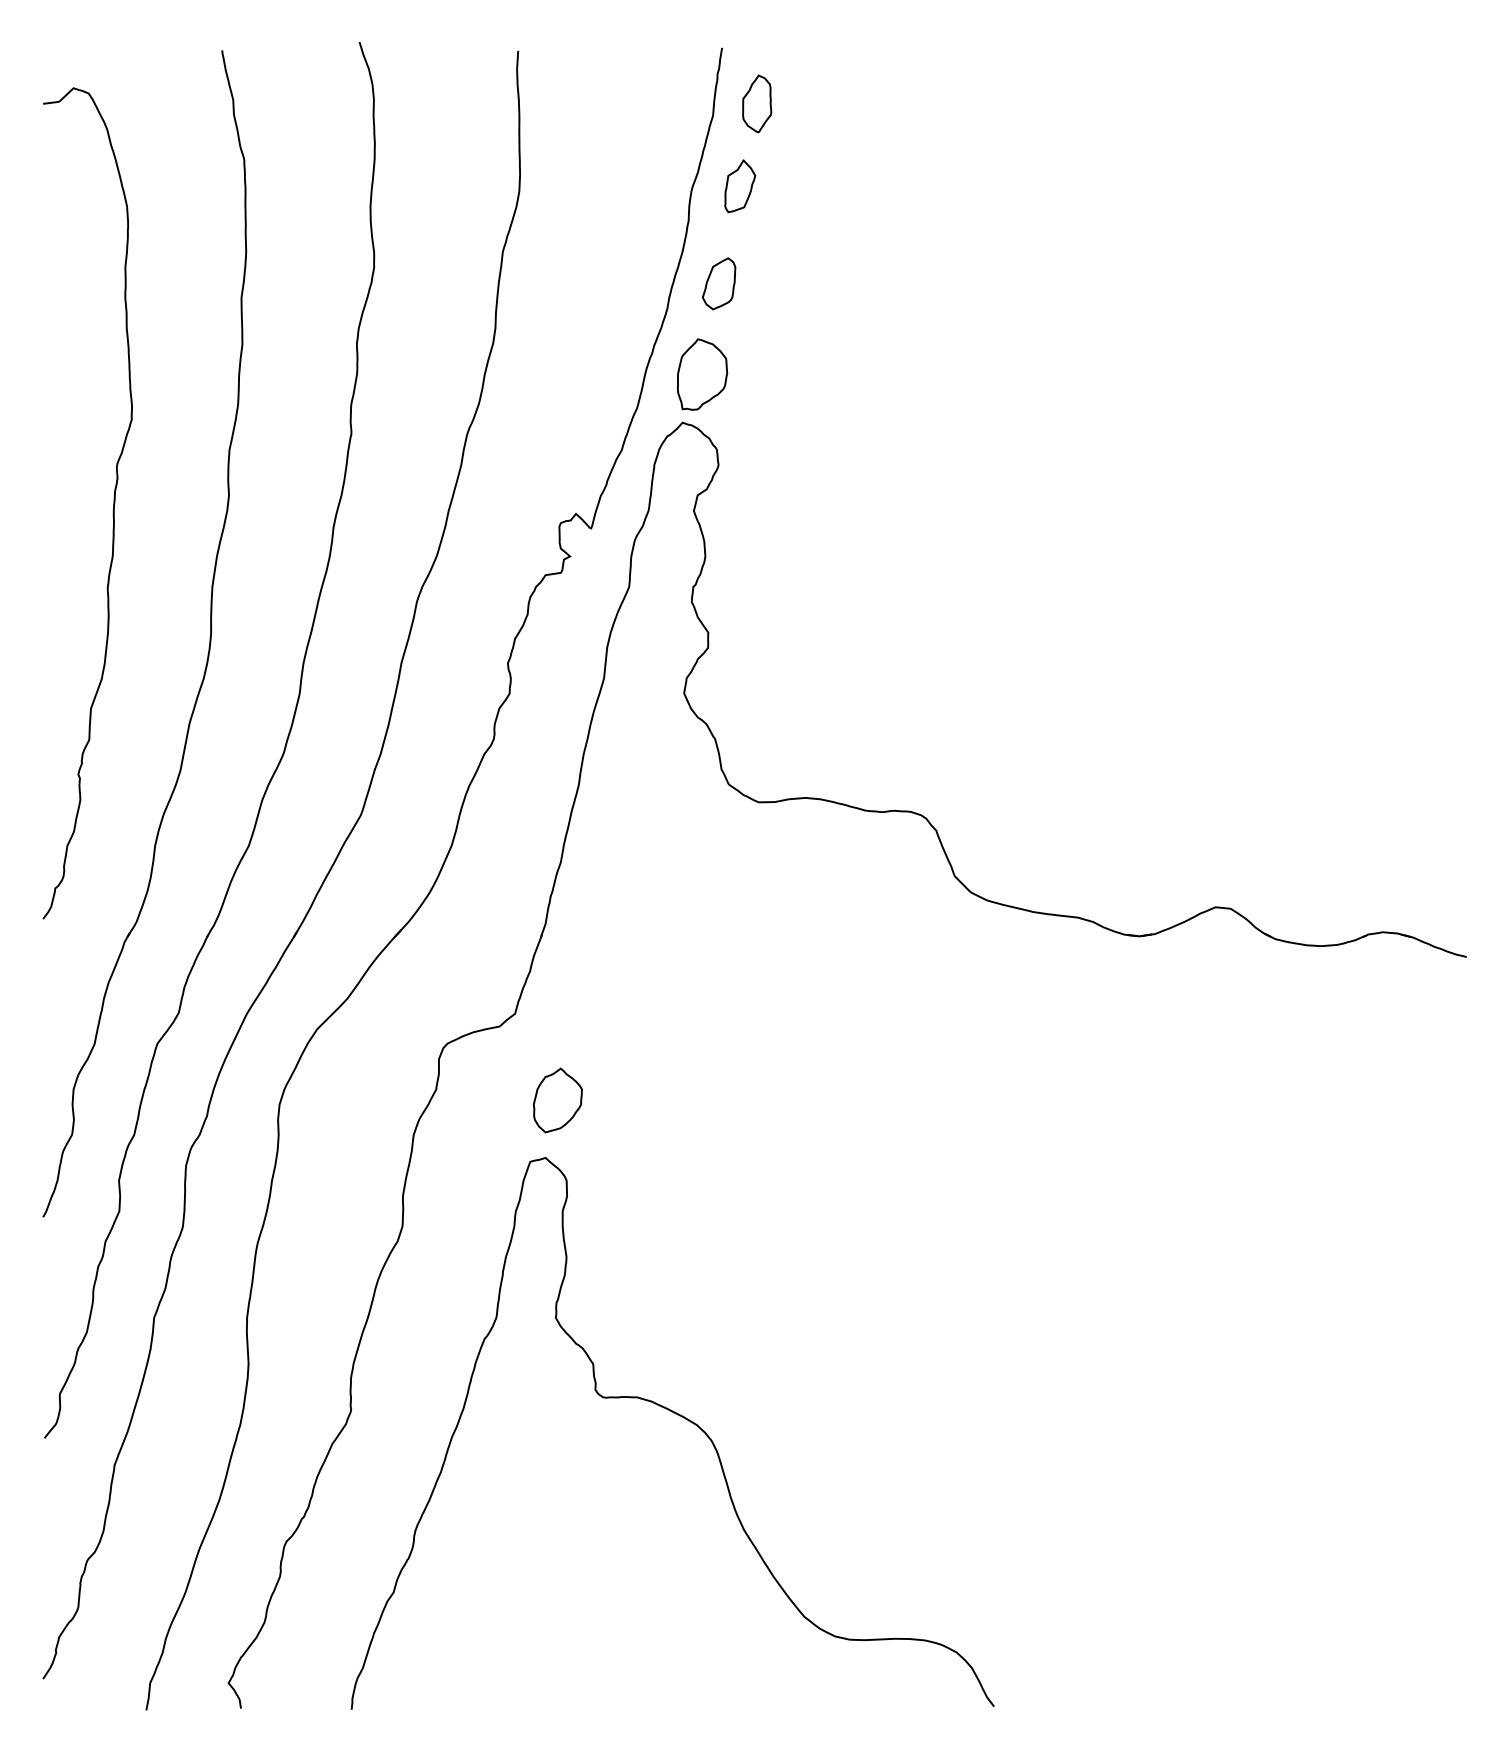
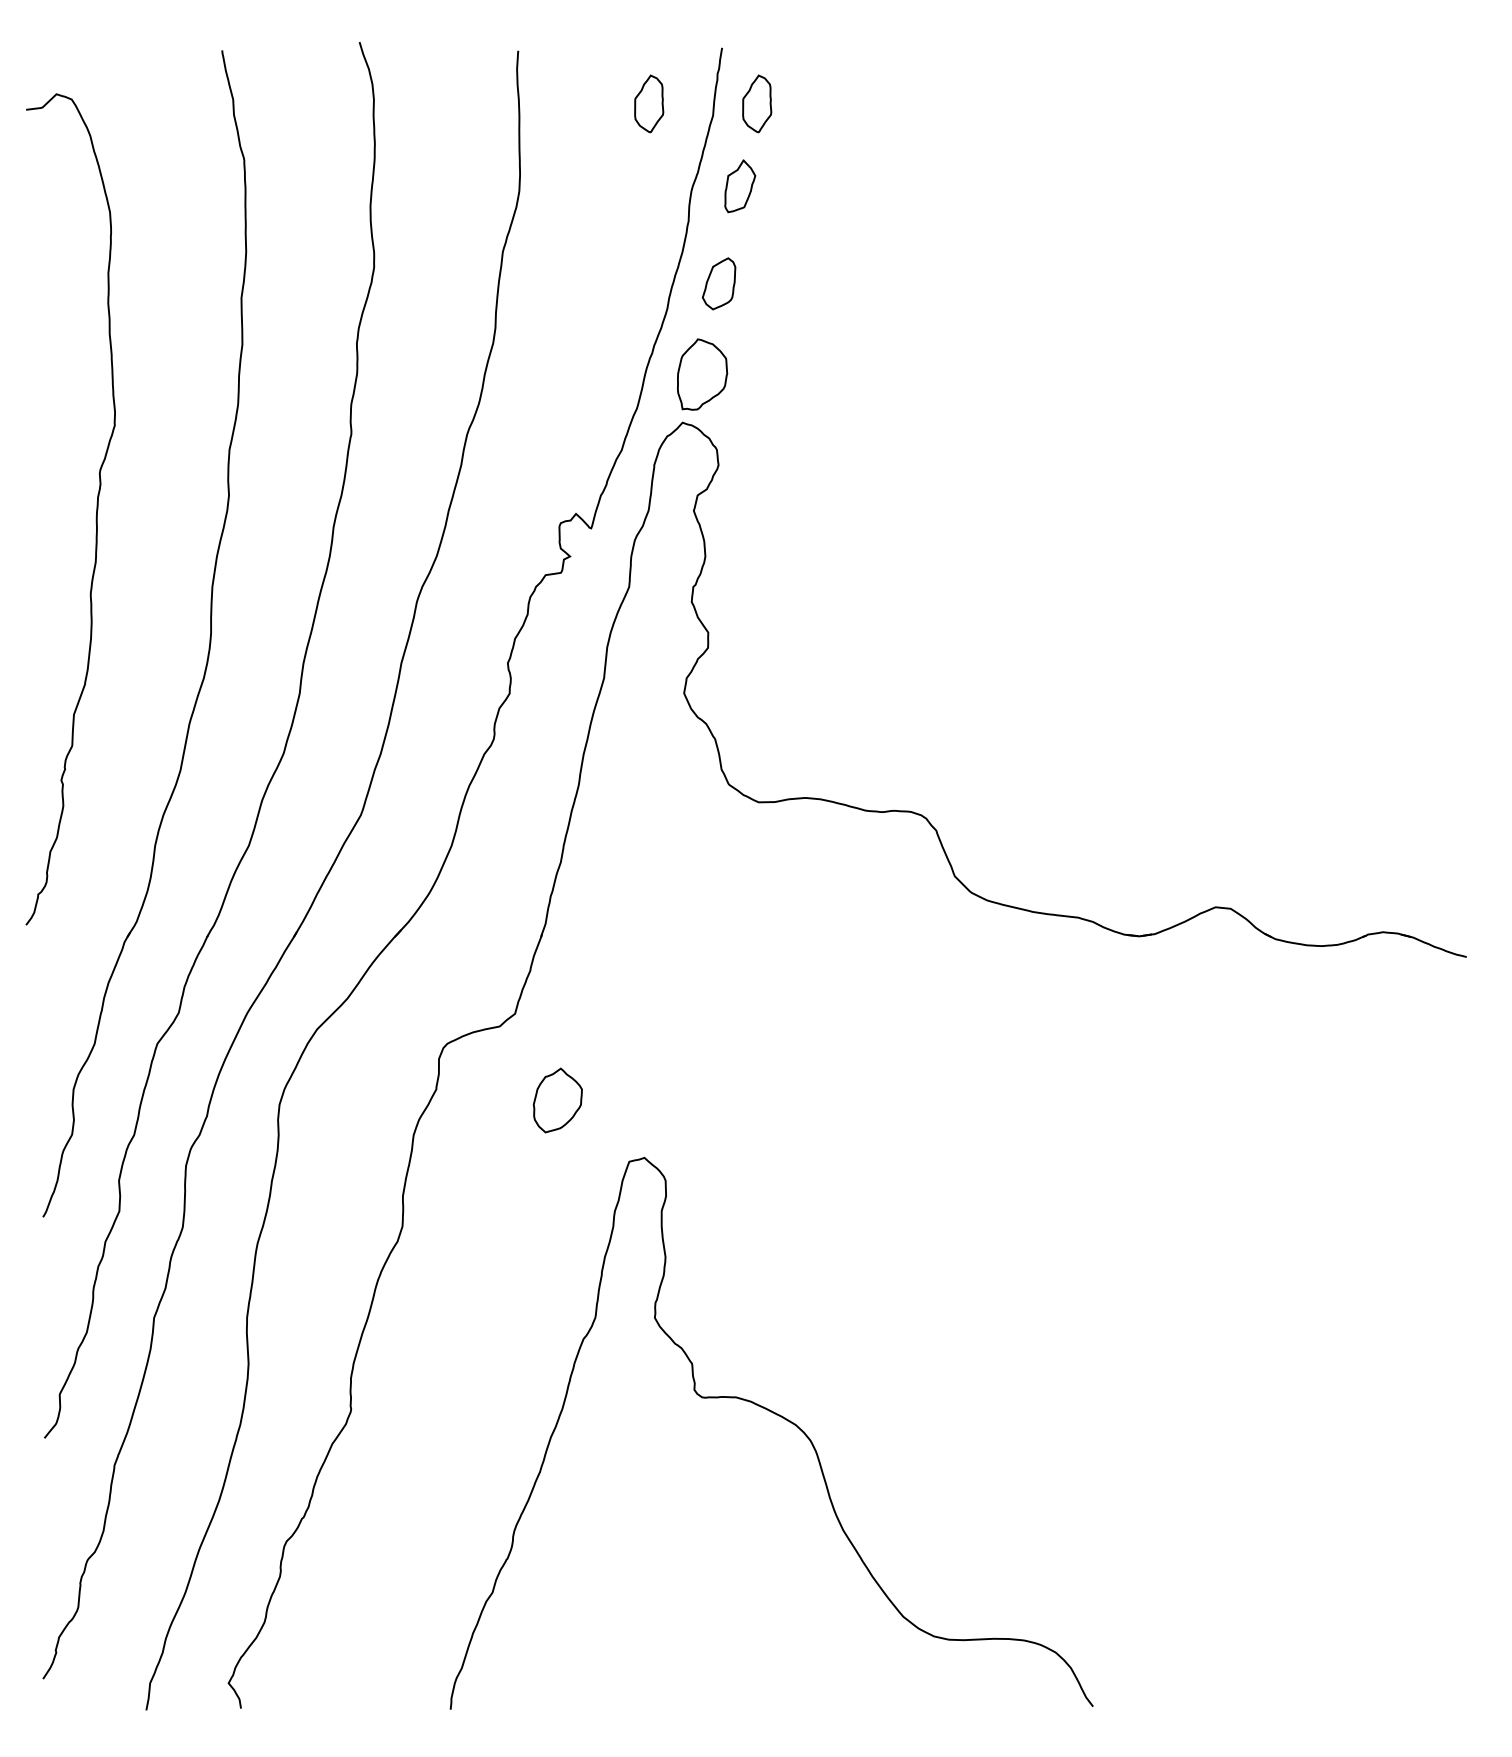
part: none -> present (649, 103)
curve position: (112, 510) -> (95, 516) (95, 516)
curve position: (681, 1417) -> (780, 1417) (780, 1417)
